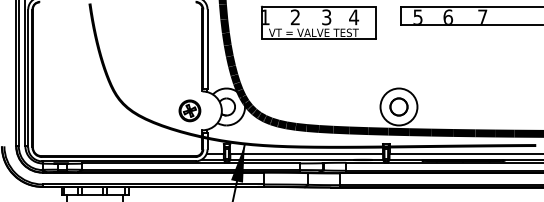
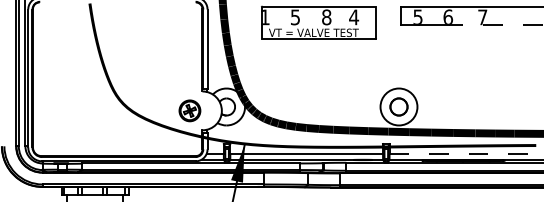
text: 2 -> 5 (295, 17)
text: 3 -> 8 (326, 17)
line: solid -> dashed (495, 25)
line: solid -> dashed (467, 153)
